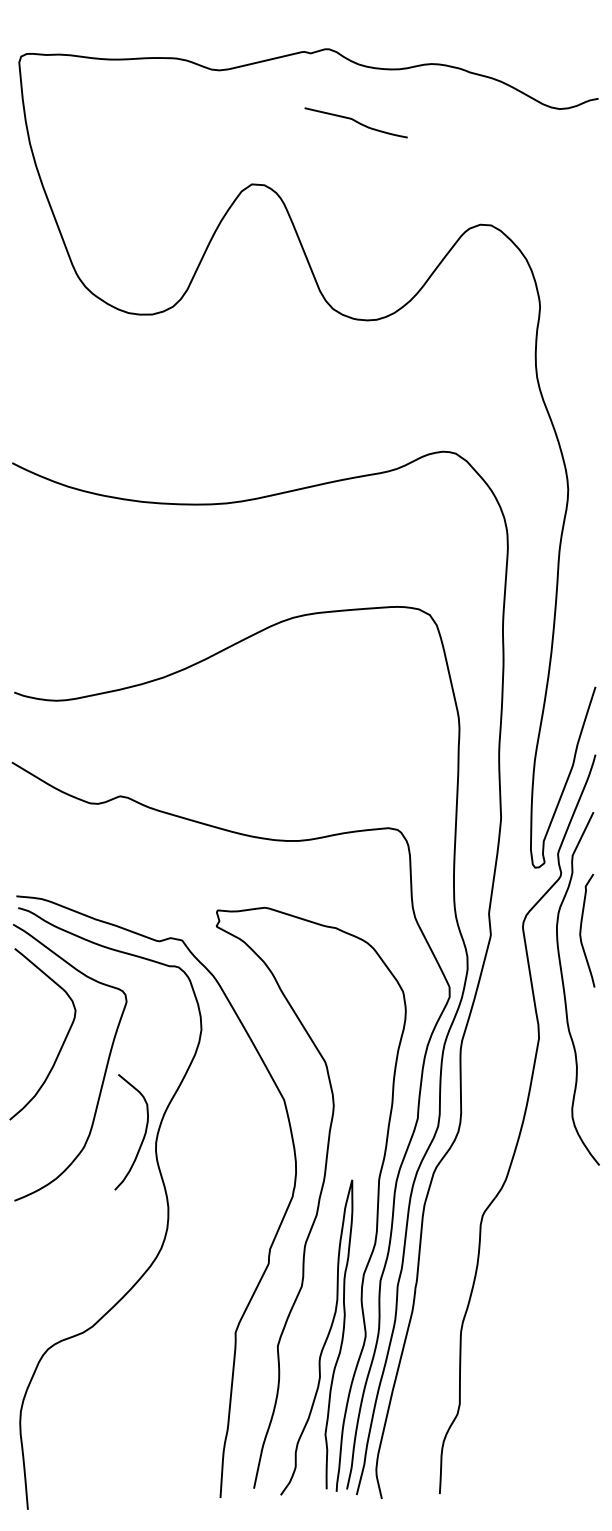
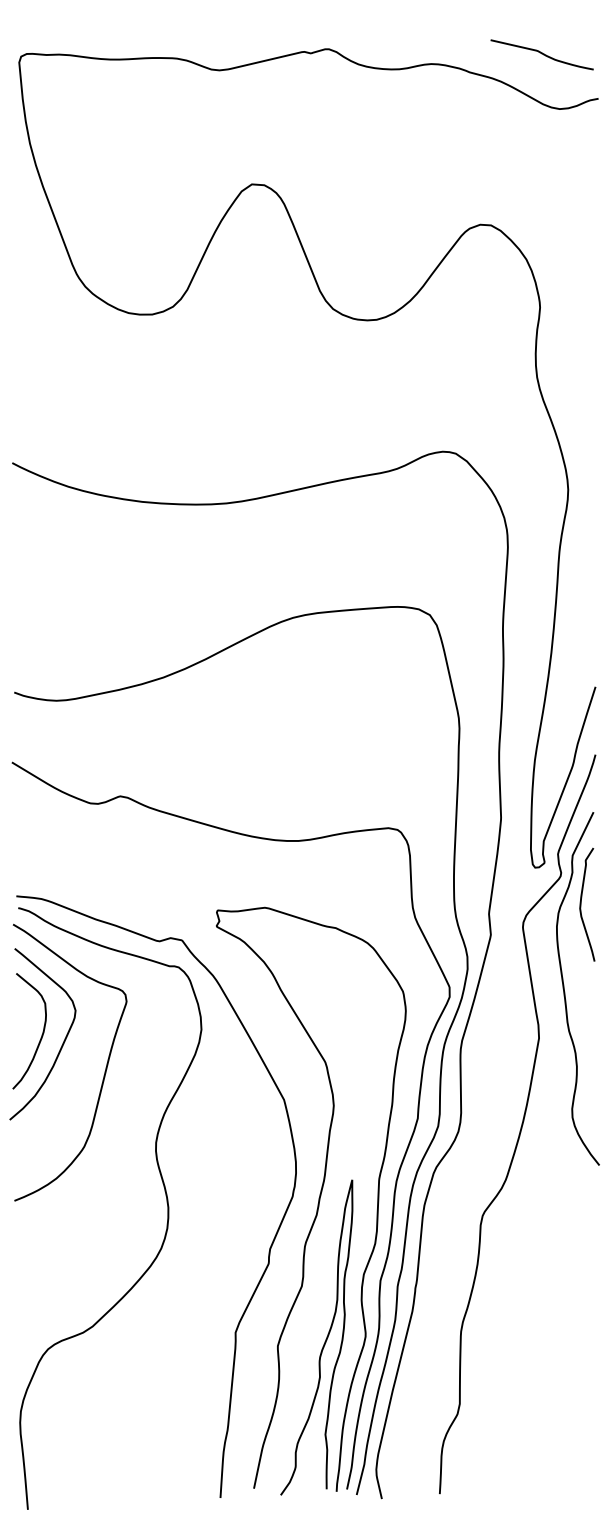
curve position: (355, 122) -> (541, 54) (541, 54)
curve position: (581, 930) -> (581, 904) (581, 904)
curve position: (143, 1135) -> (41, 1034) (41, 1034)
